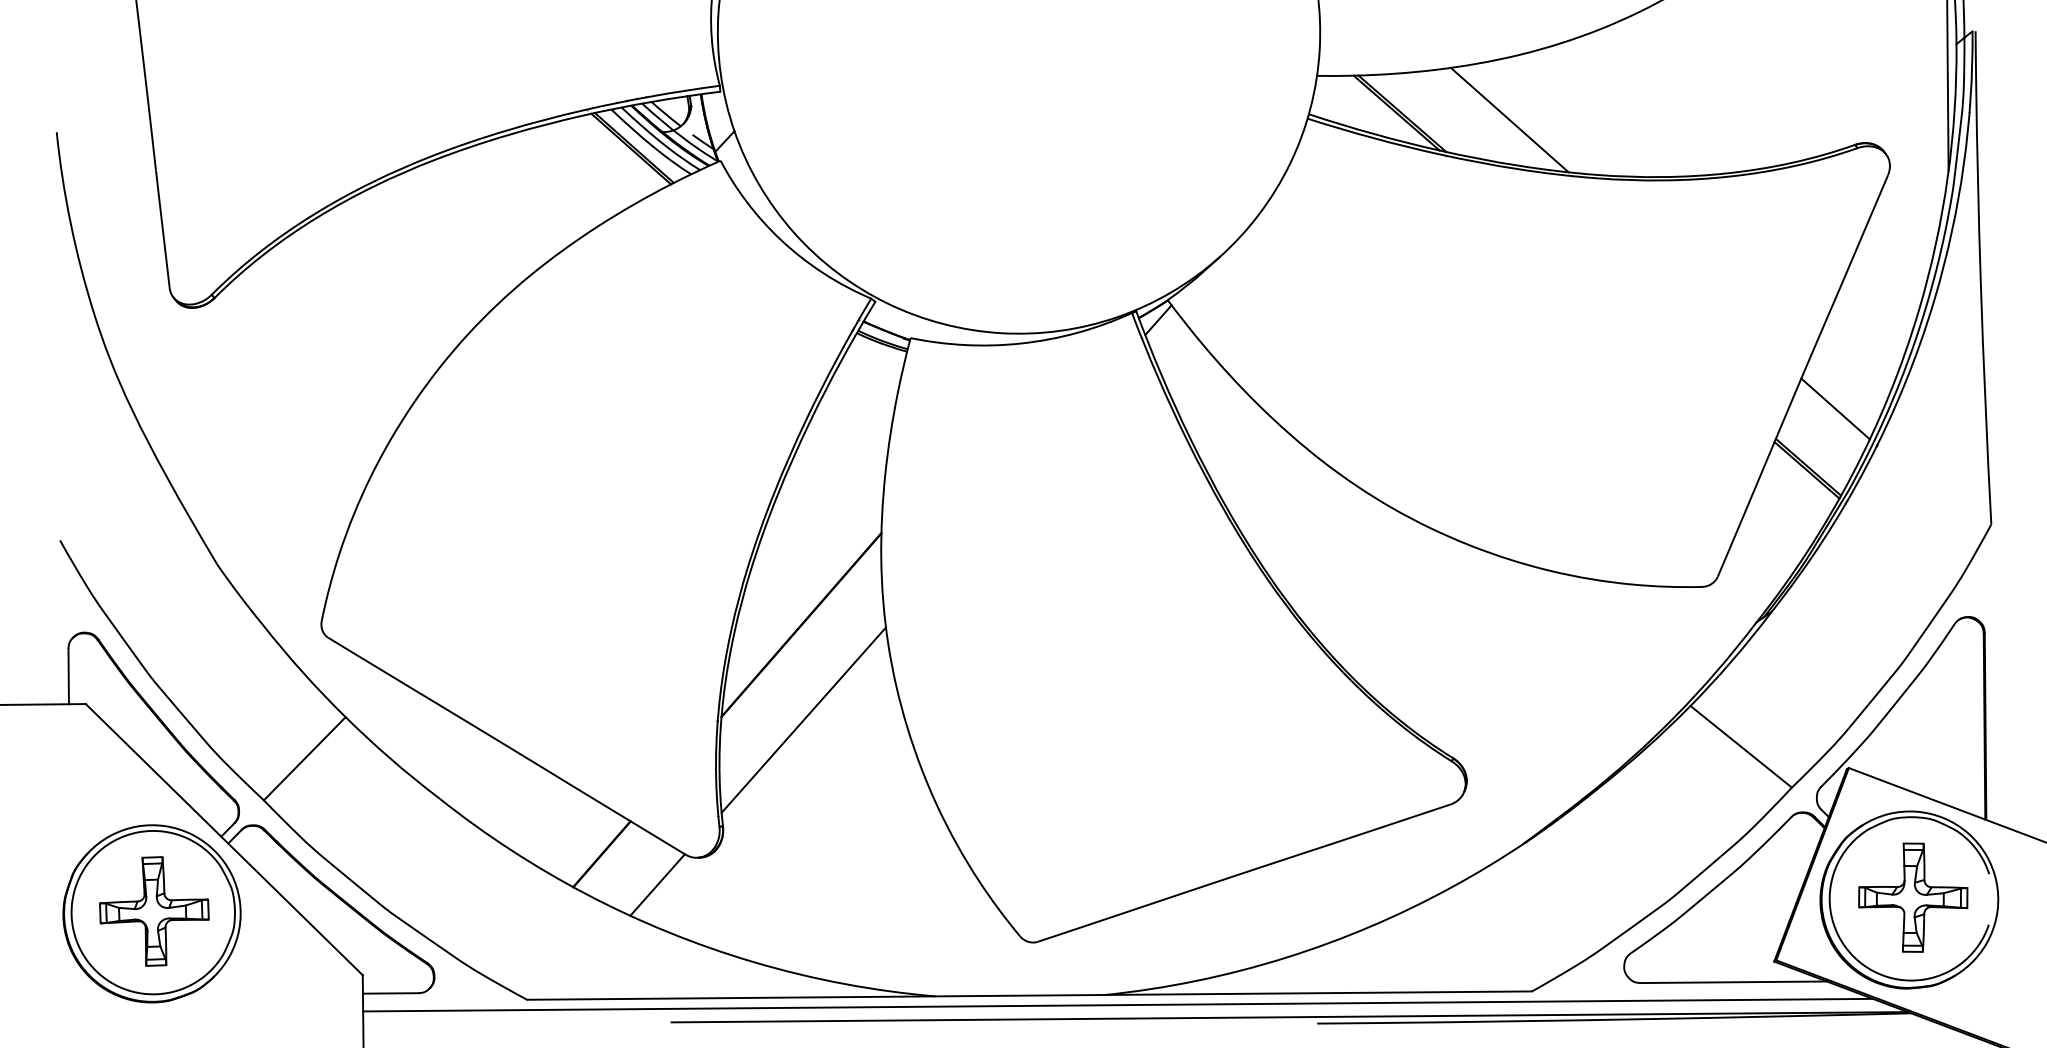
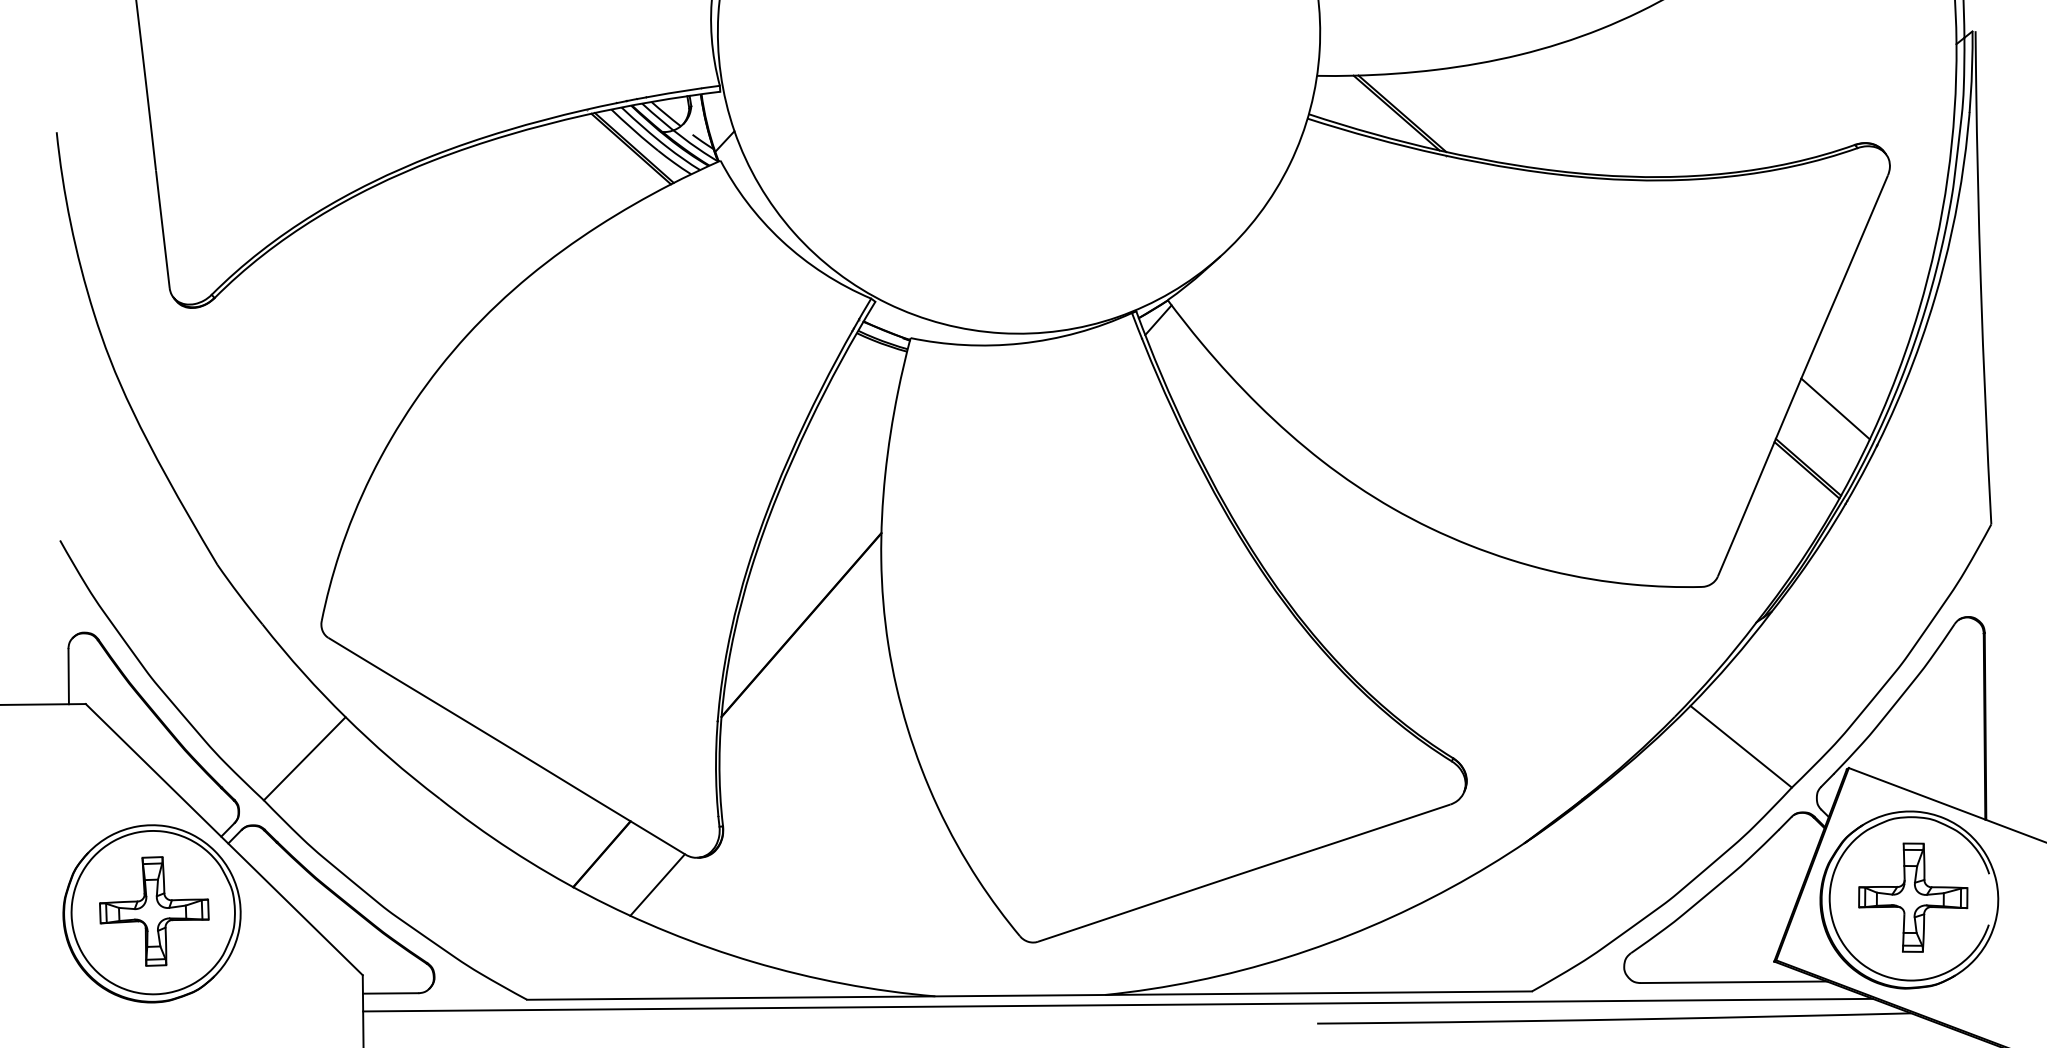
line: present -> none (1947, 86)
line: present -> none (1509, 119)
line: present -> none (803, 719)
line: present -> none (1289, 1017)
